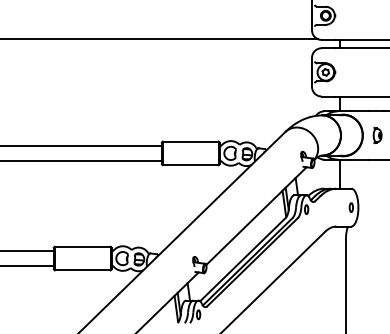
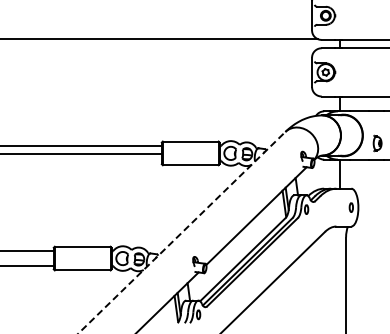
part position: (377, 135) -> (377, 143) (377, 143)
line position: (81, 160) -> (81, 153) (81, 153)
line: solid -> dashed (182, 232)
